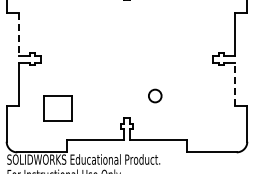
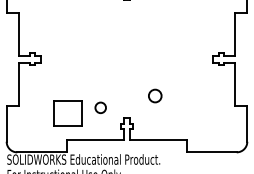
line: dashed -> solid (19, 34)
line: dashed -> solid (234, 84)
circle: none -> present (100, 107)
part position: (57, 108) -> (67, 113) (67, 113)
